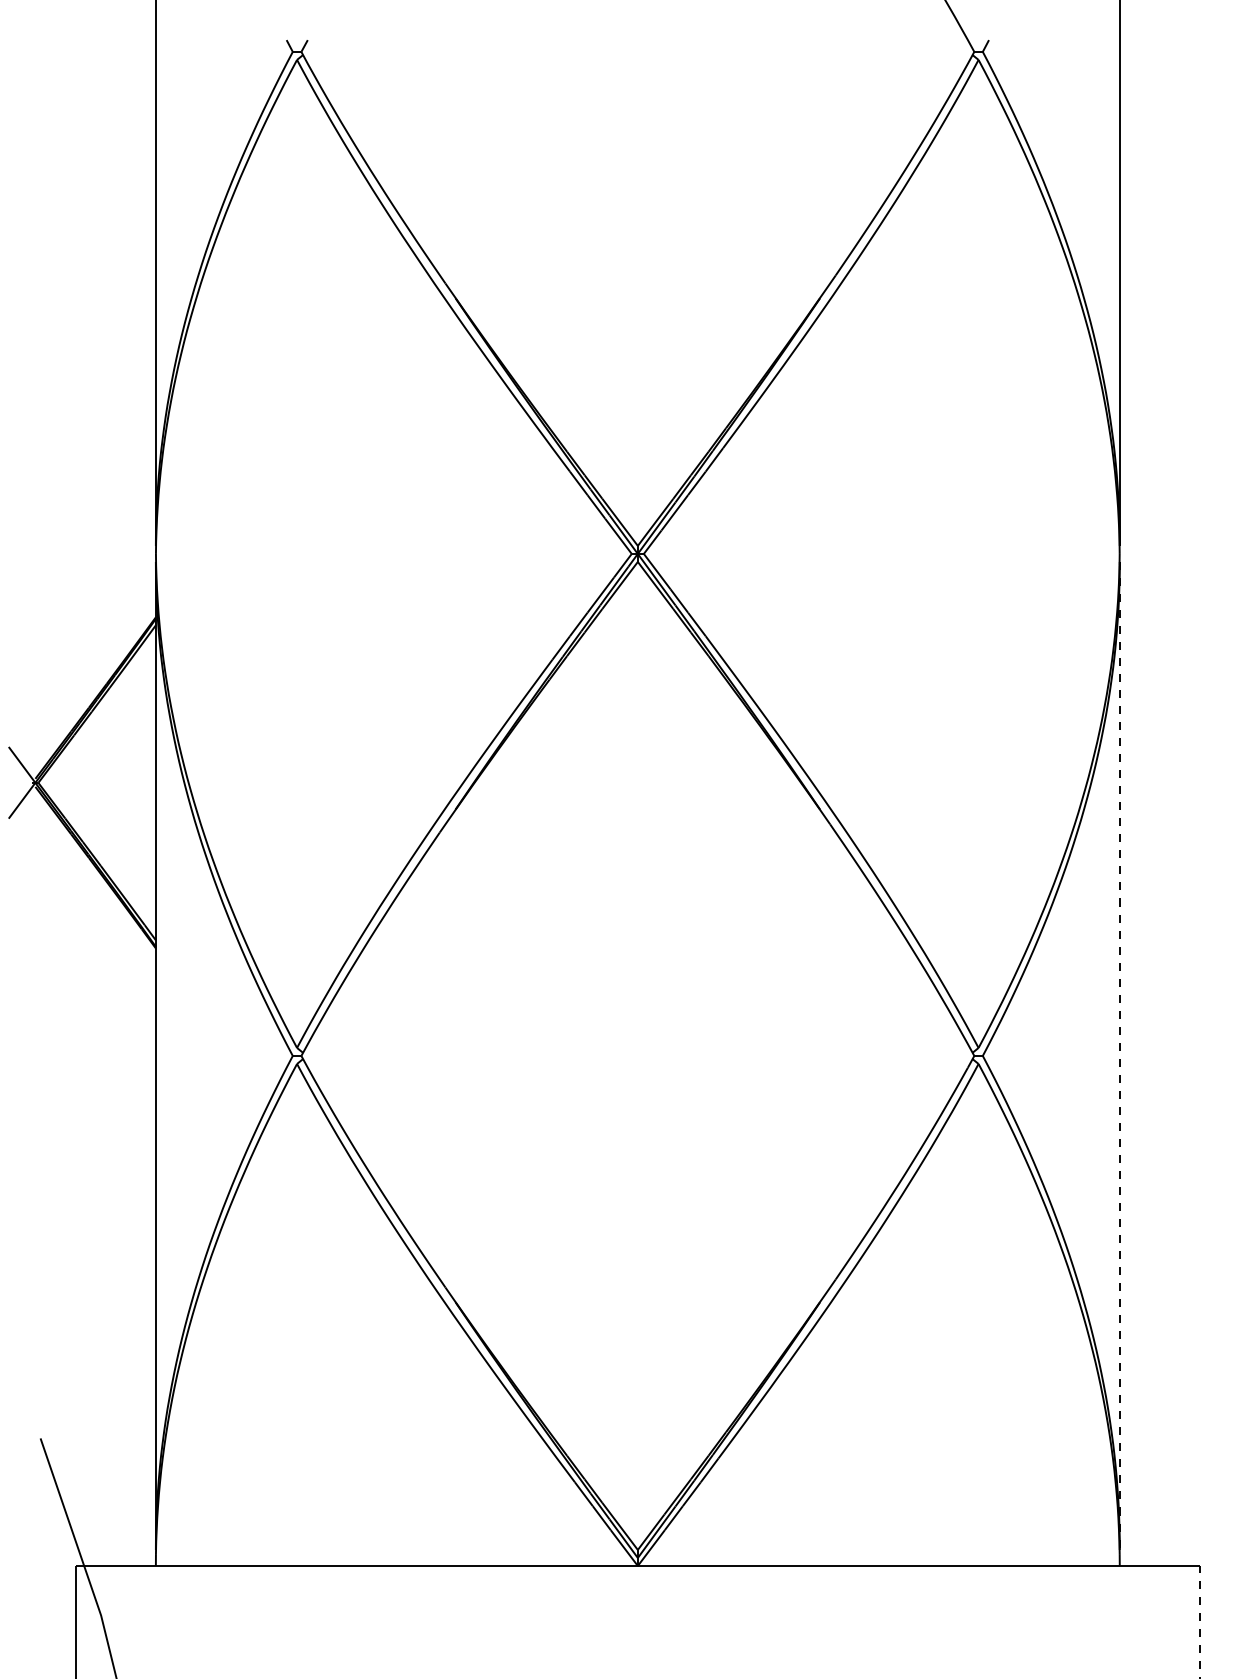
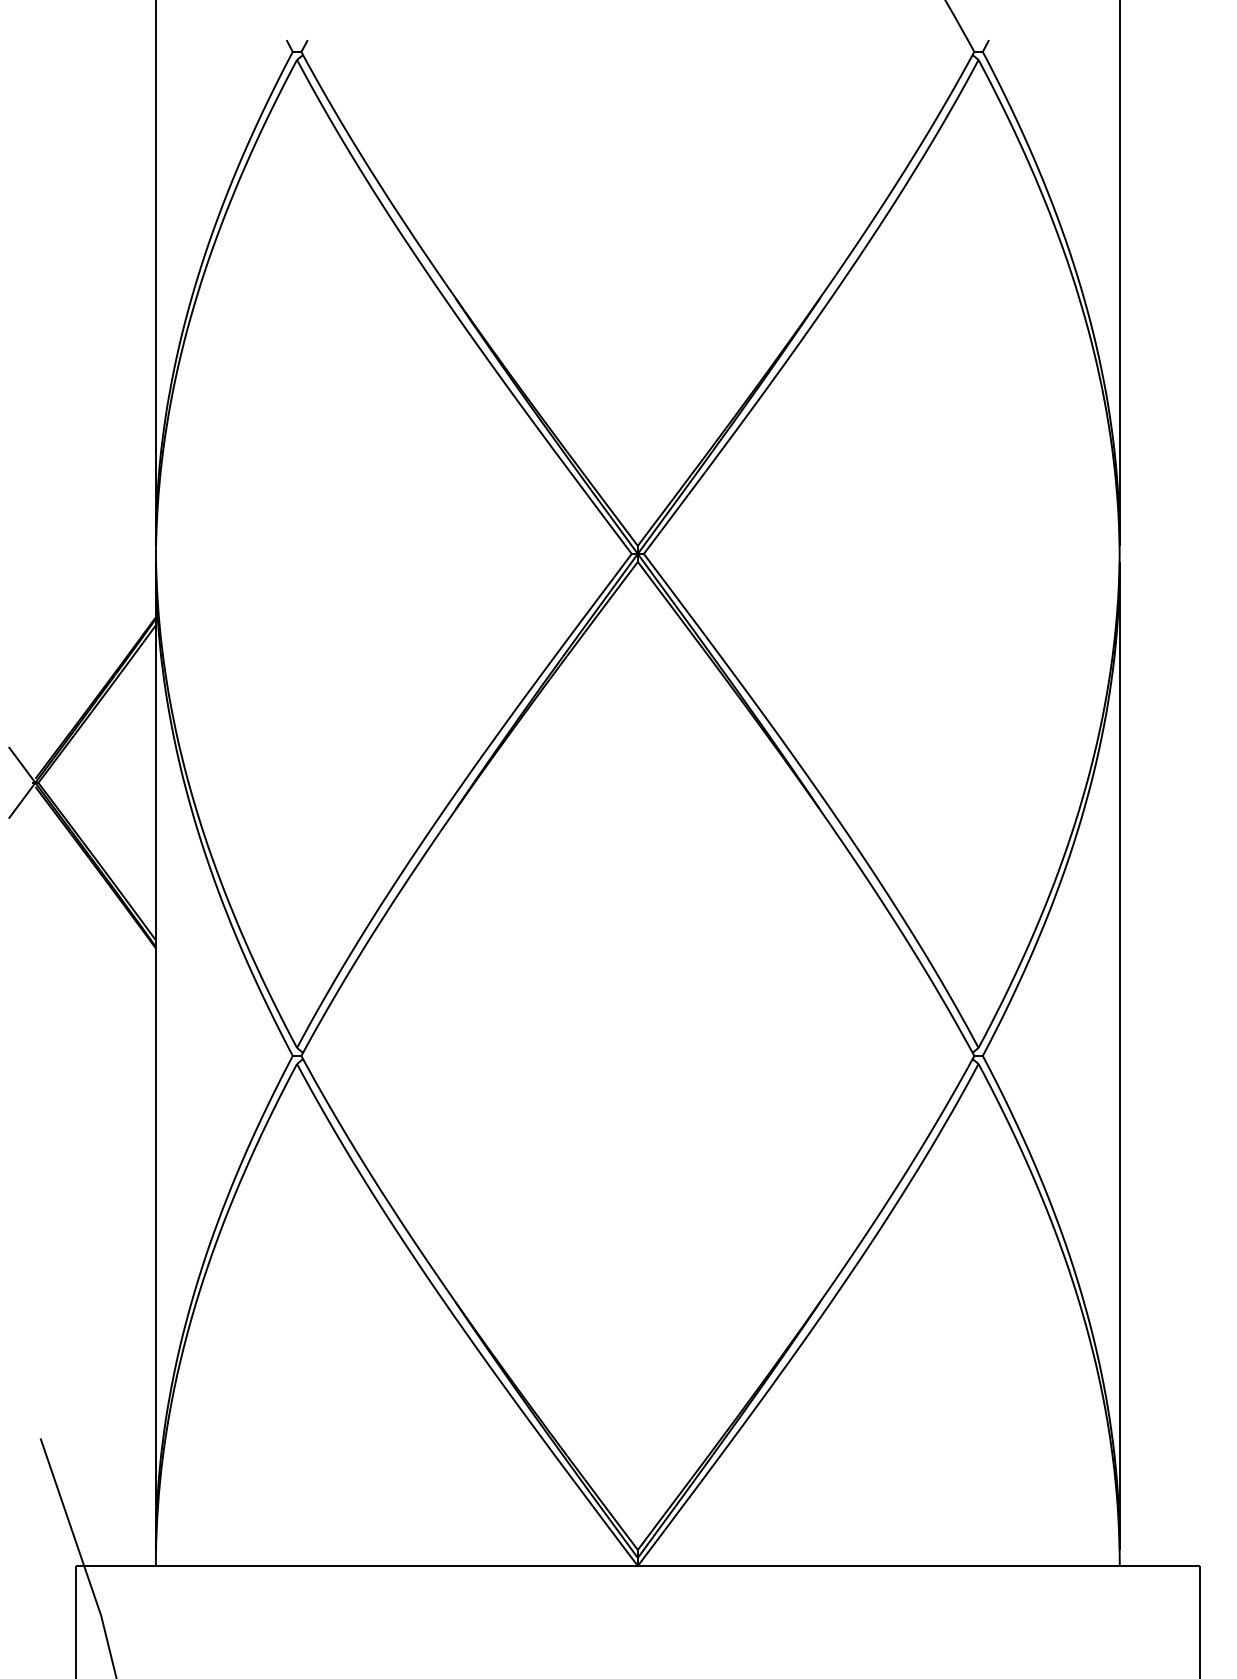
line: dashed -> solid (1119, 1056)
line: dashed -> solid (1200, 1621)
